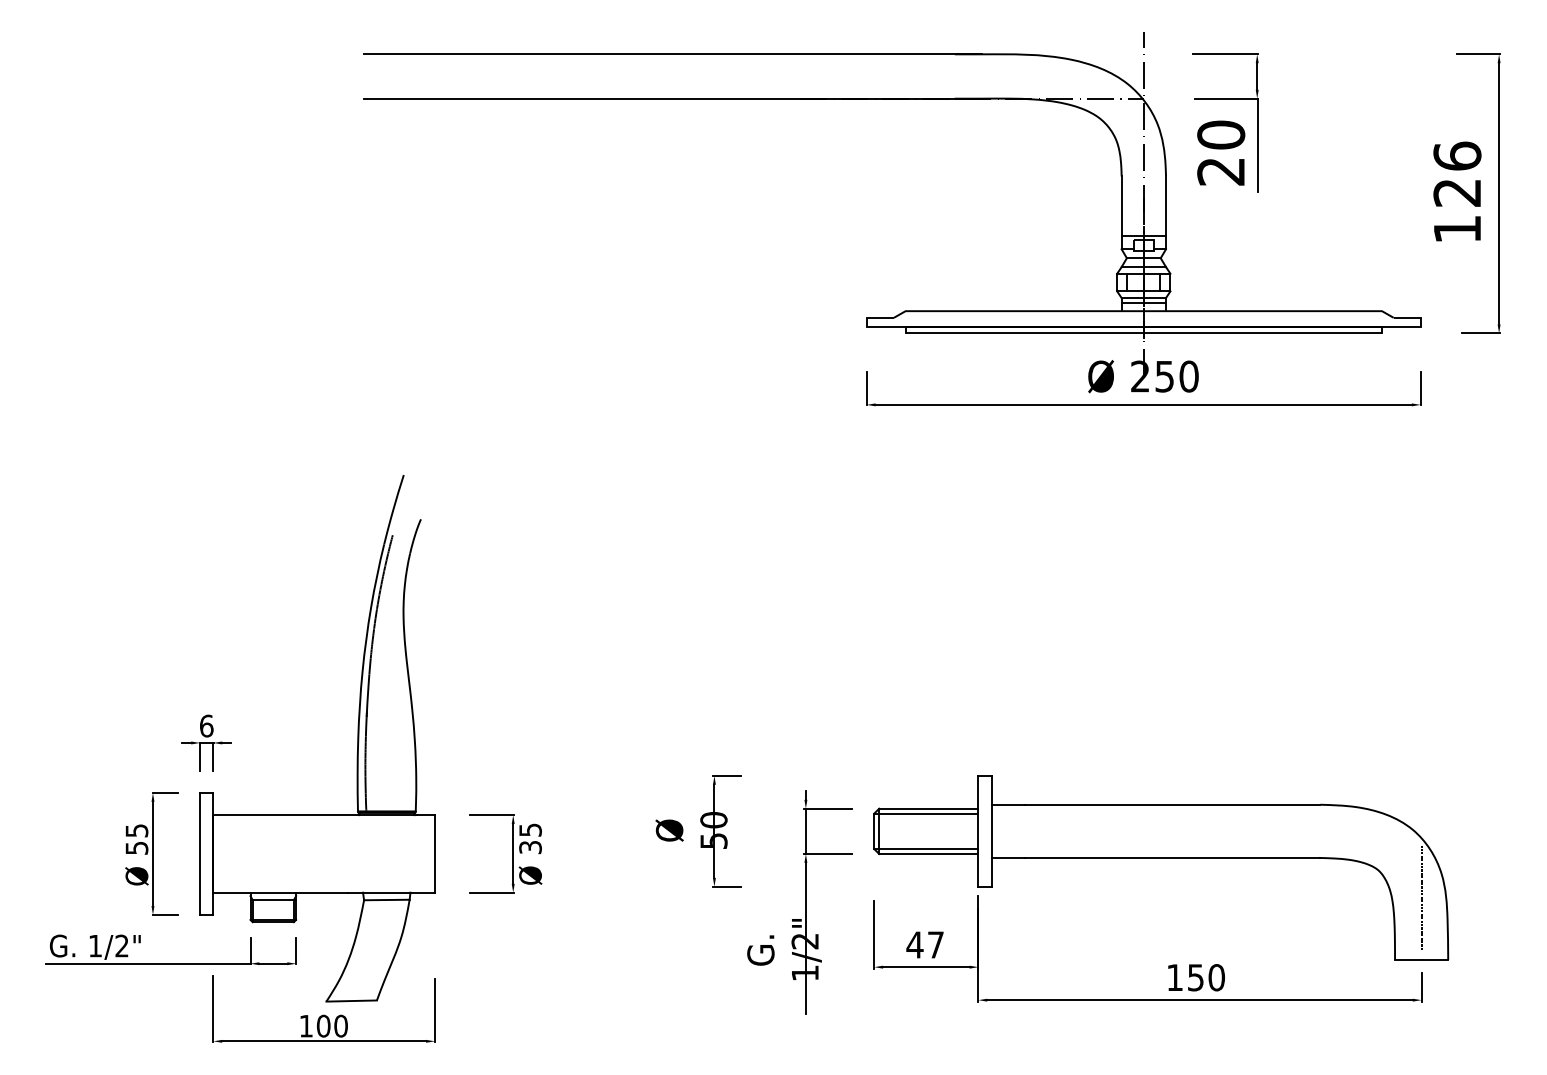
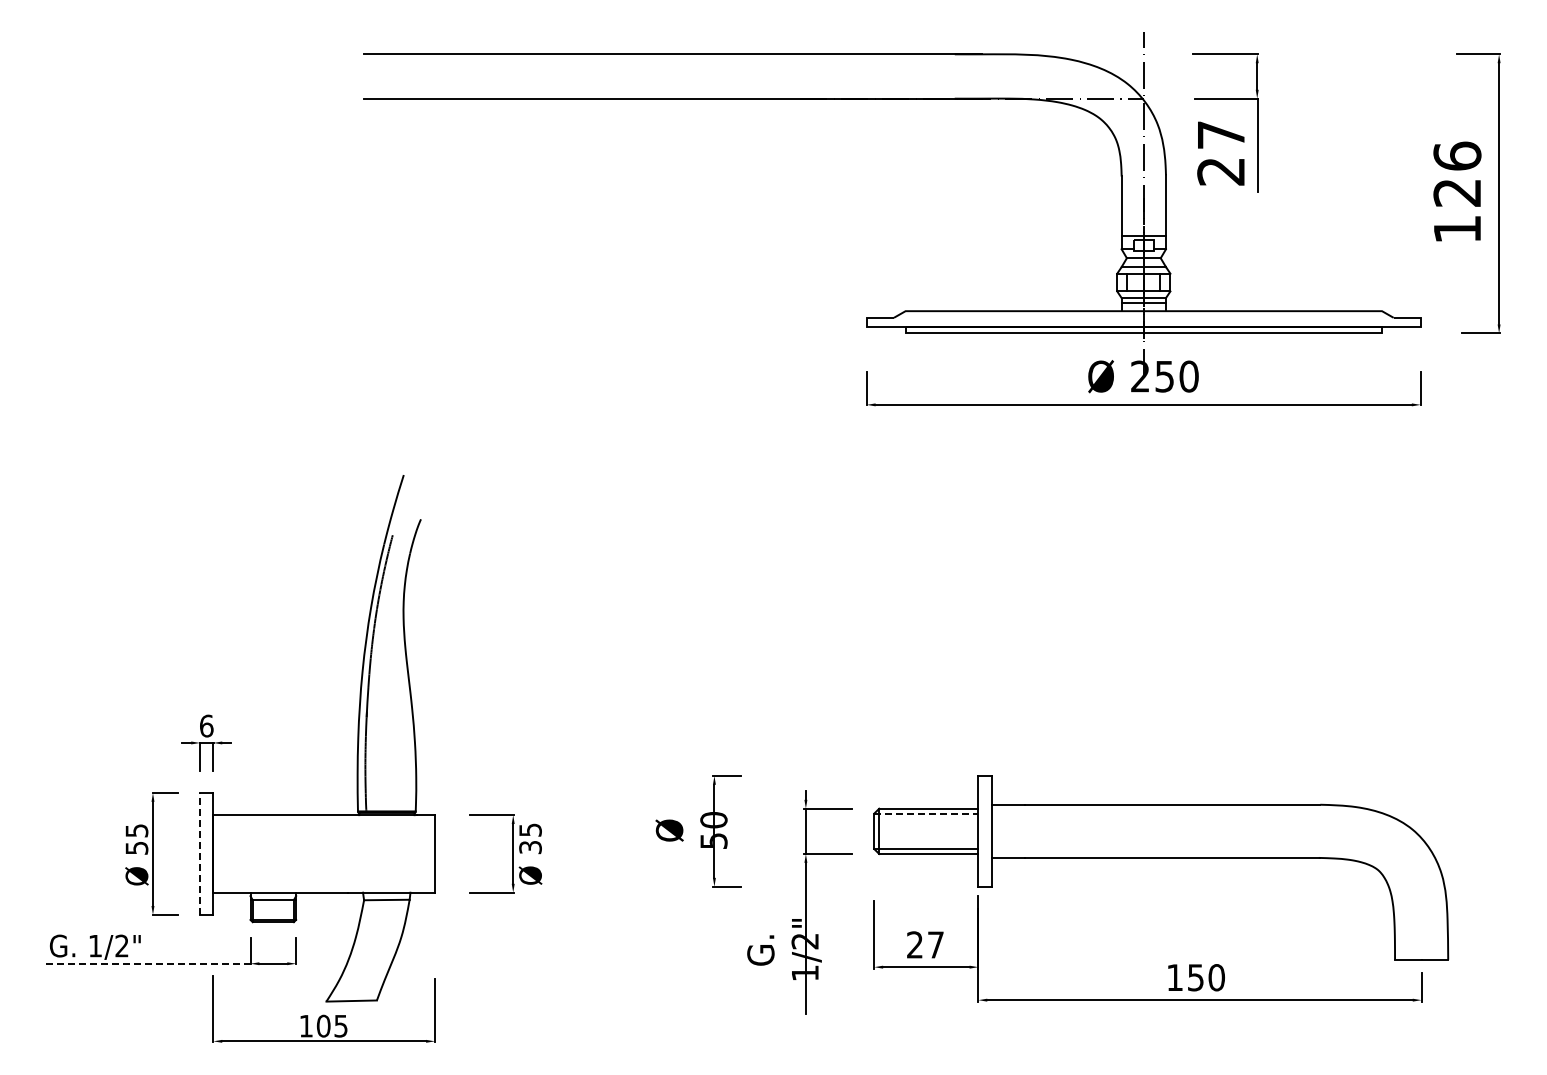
text: 20 -> 27 (1221, 134)
line: solid -> dashed (926, 813)
line: solid -> dashed (200, 853)
line: present -> none (1421, 897)
text: 47 -> 27 (914, 944)
line: solid -> dashed (147, 963)
text: 100 -> 105 (340, 1025)
